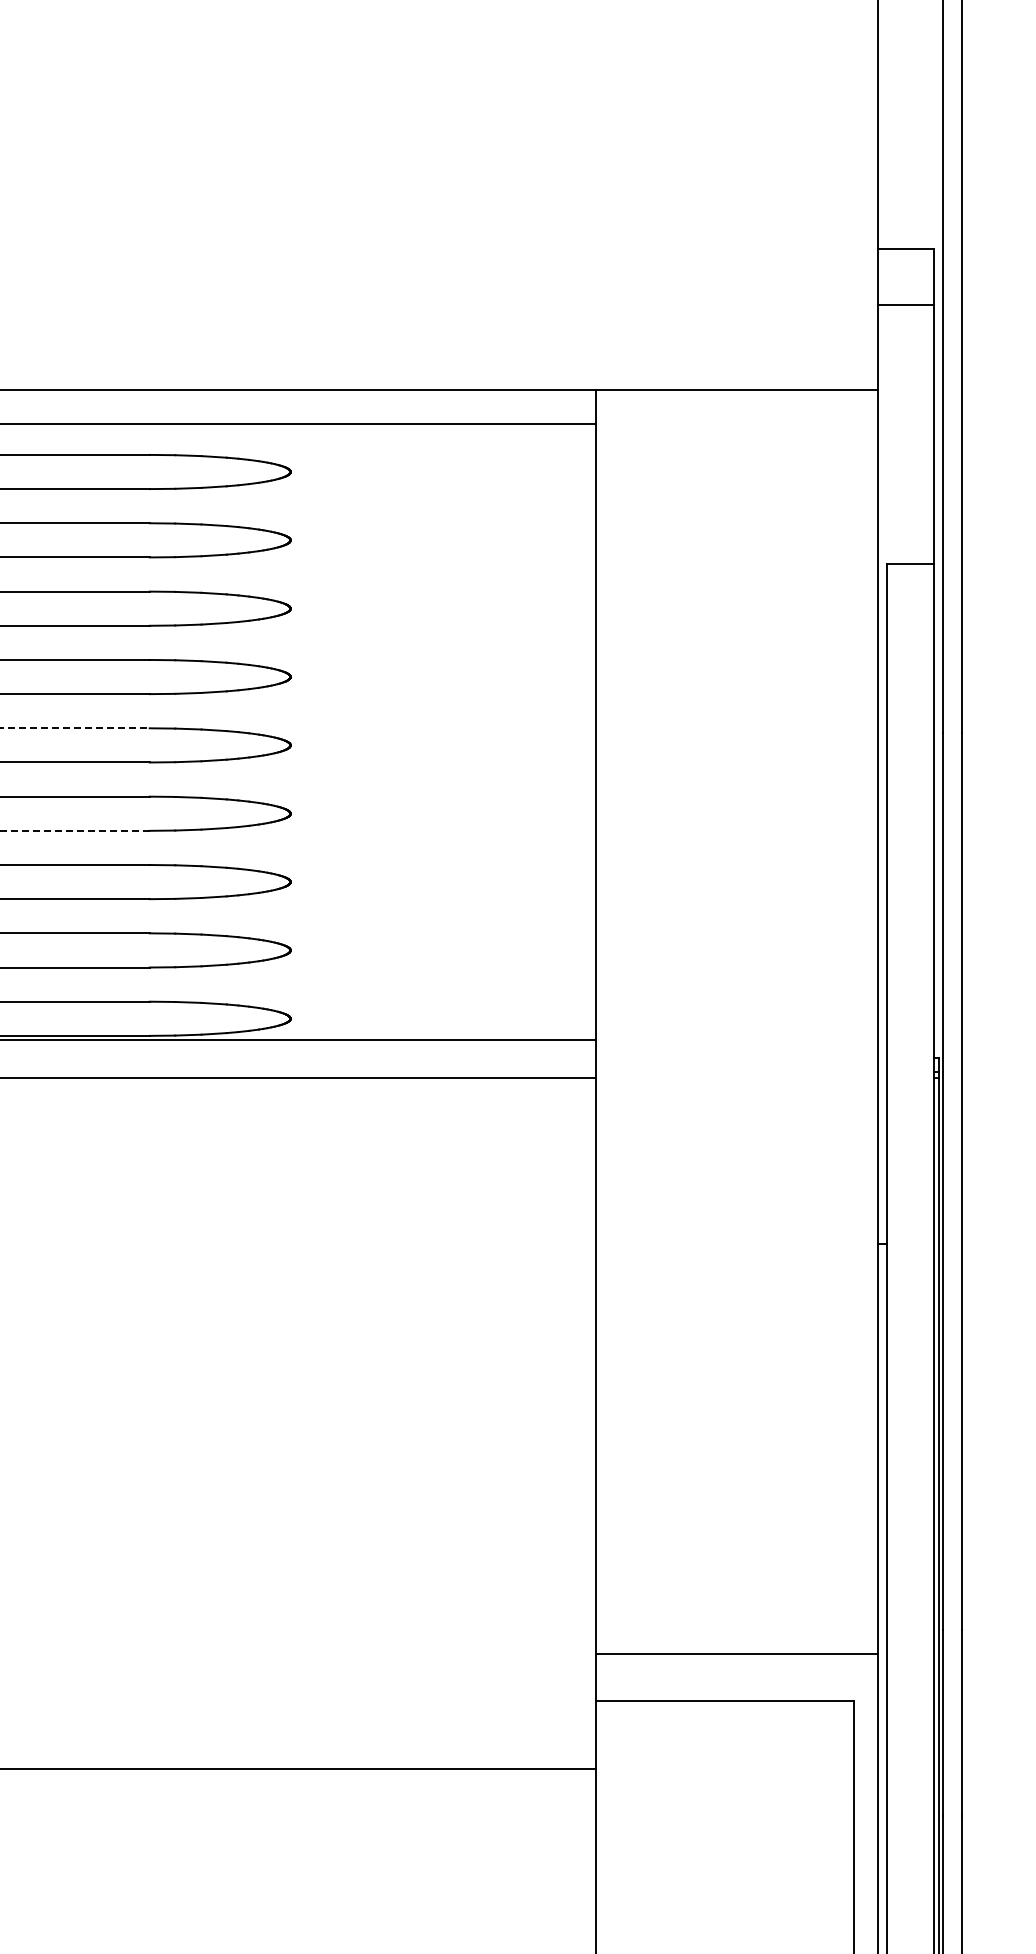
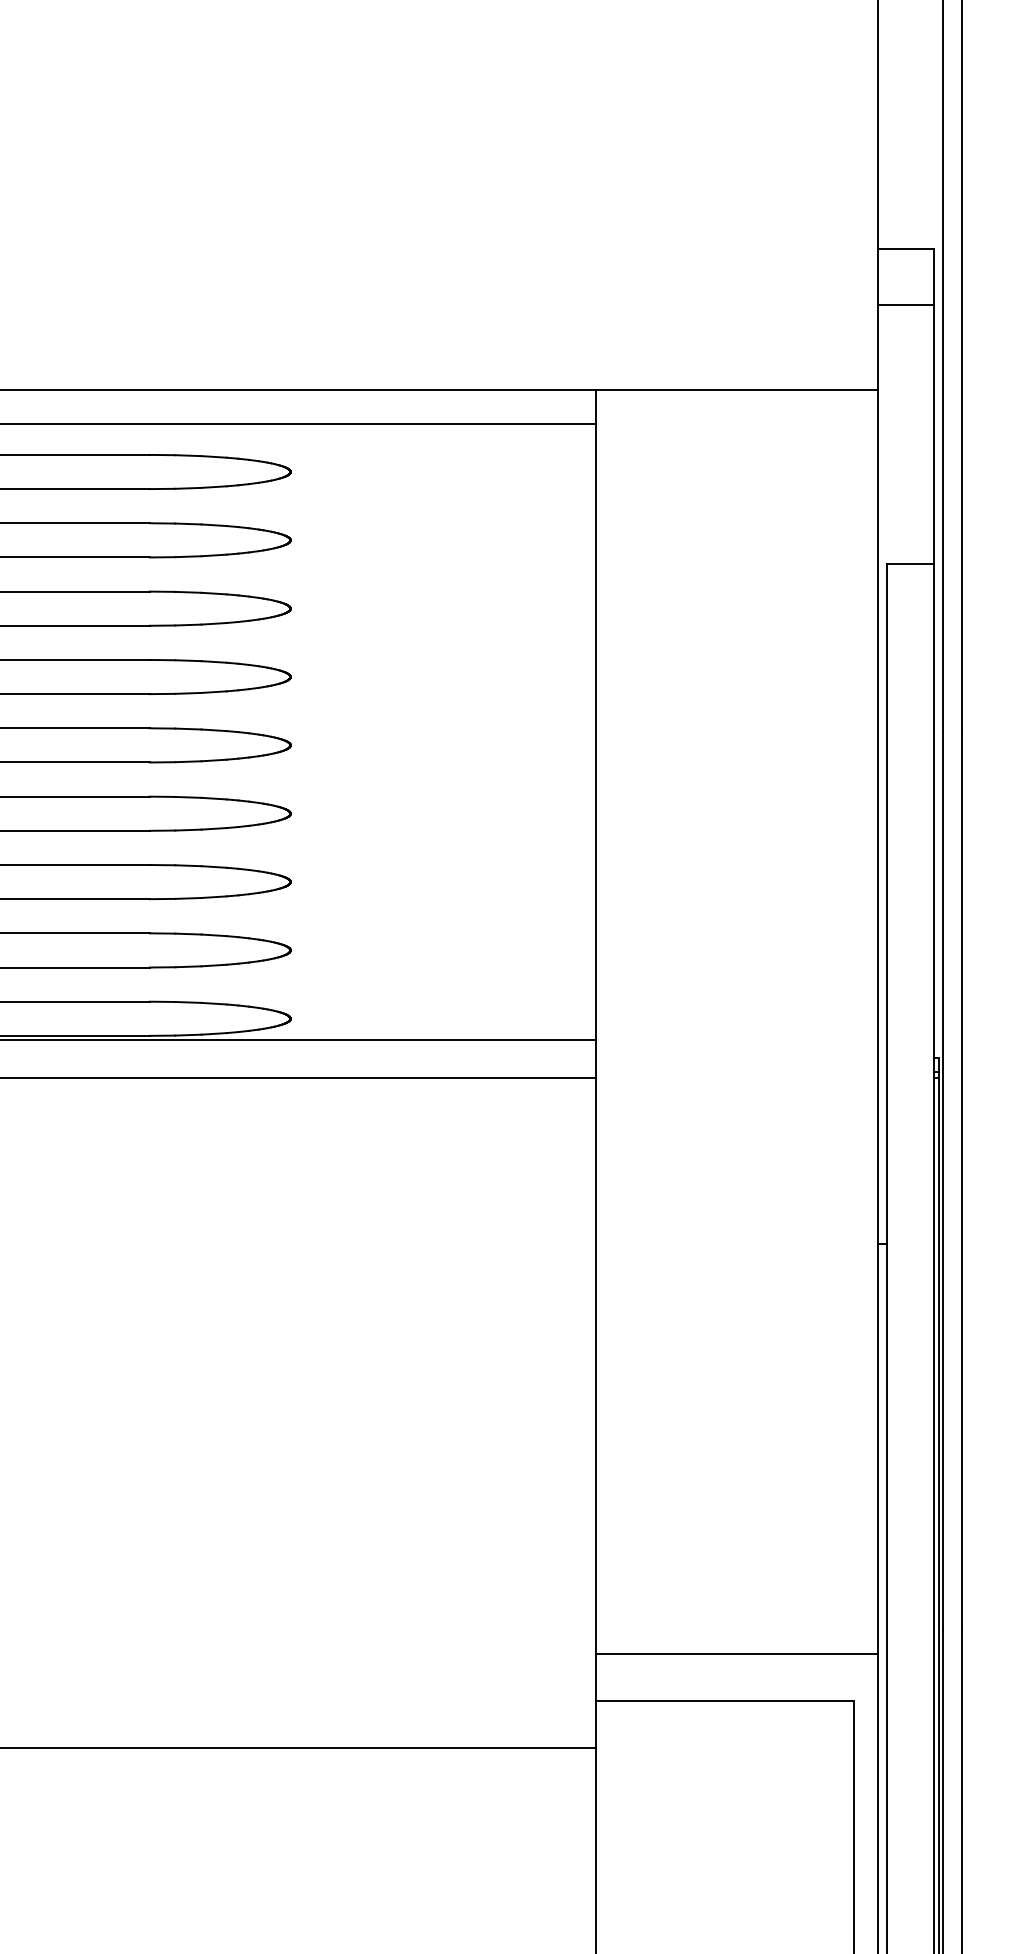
line: dashed -> solid (75, 728)
line: dashed -> solid (74, 830)
line position: (298, 1768) -> (298, 1747) (298, 1747)
